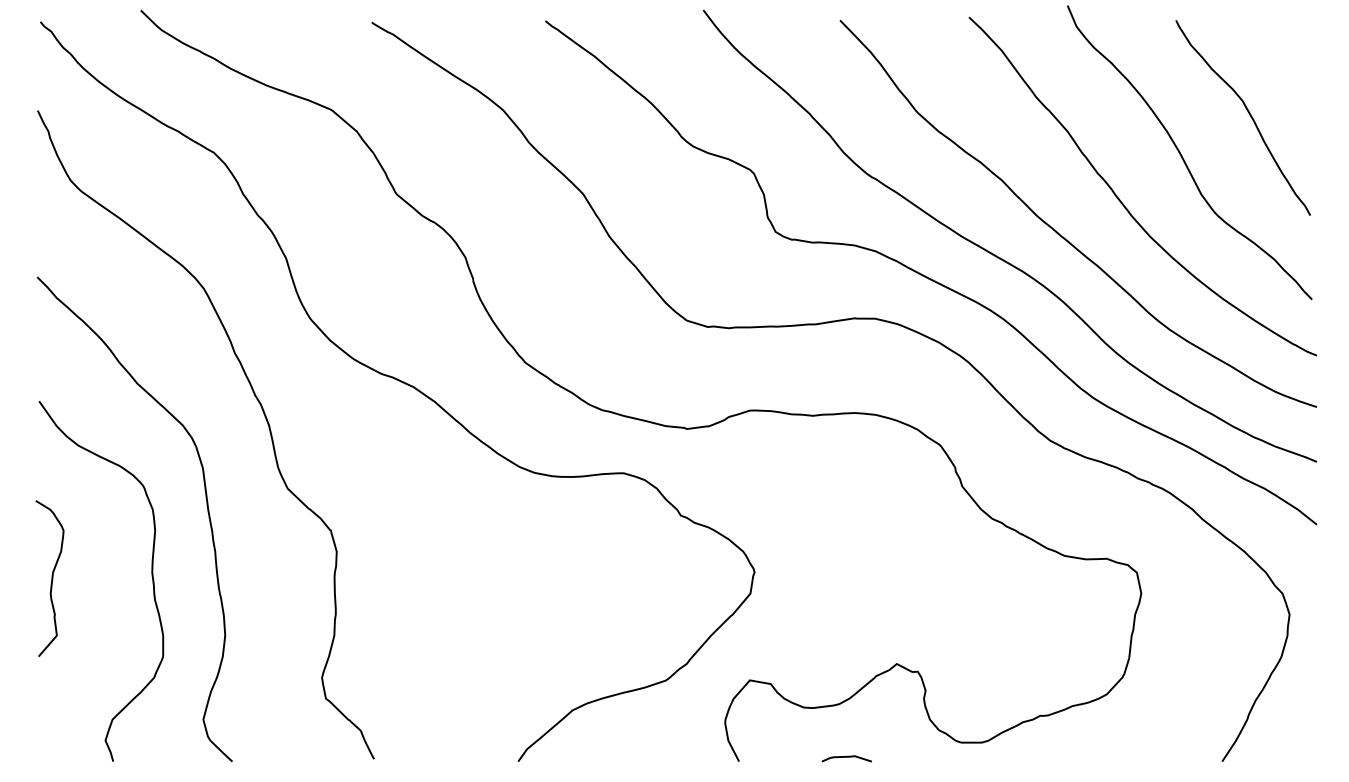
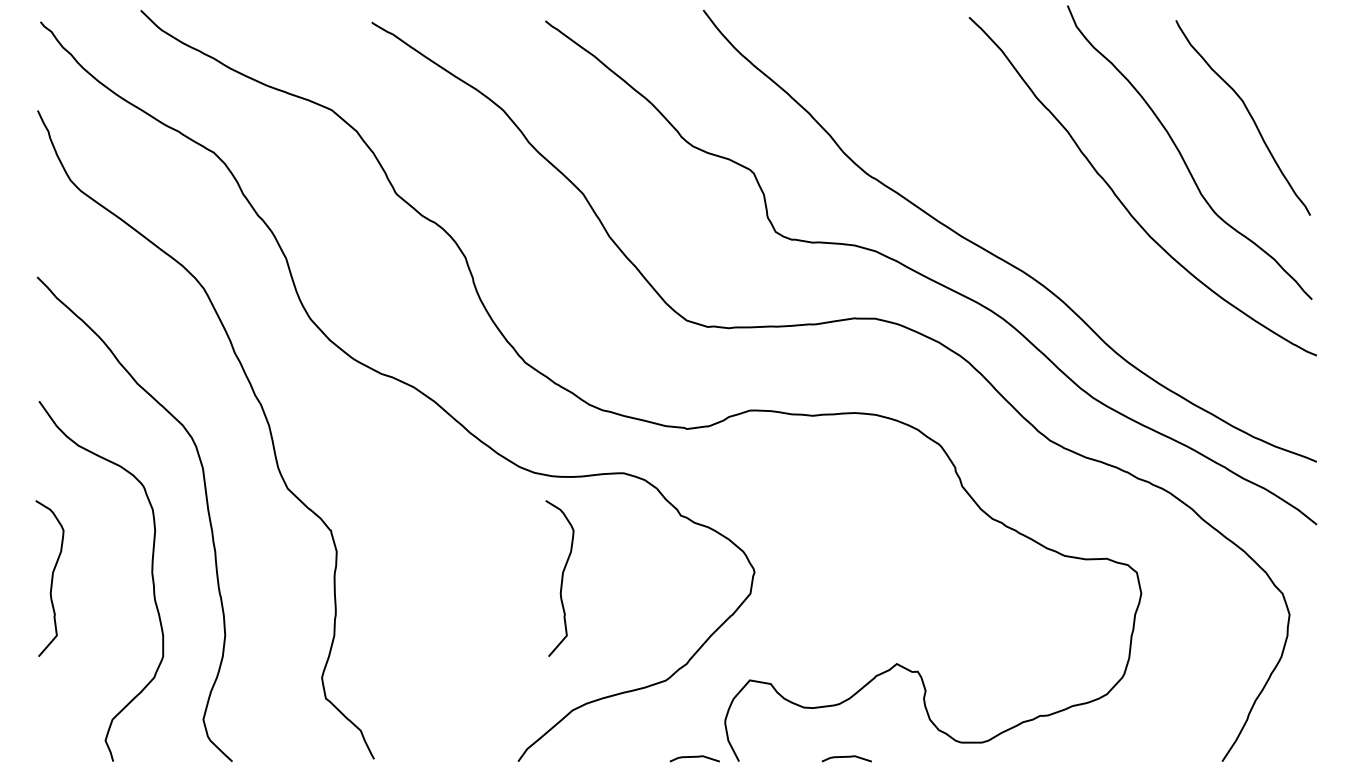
curve: present -> none (1058, 232)
curve: none -> present (561, 578)
curve: none -> present (694, 757)
